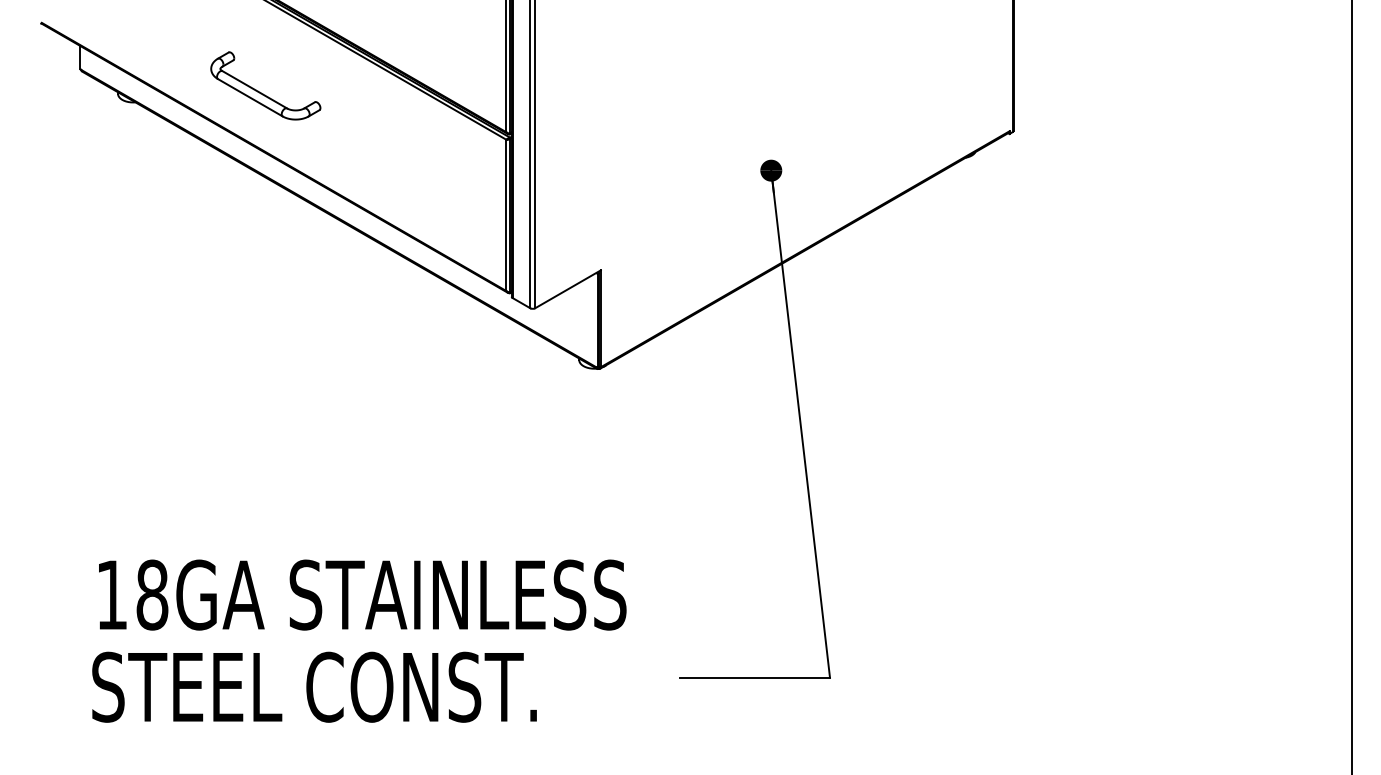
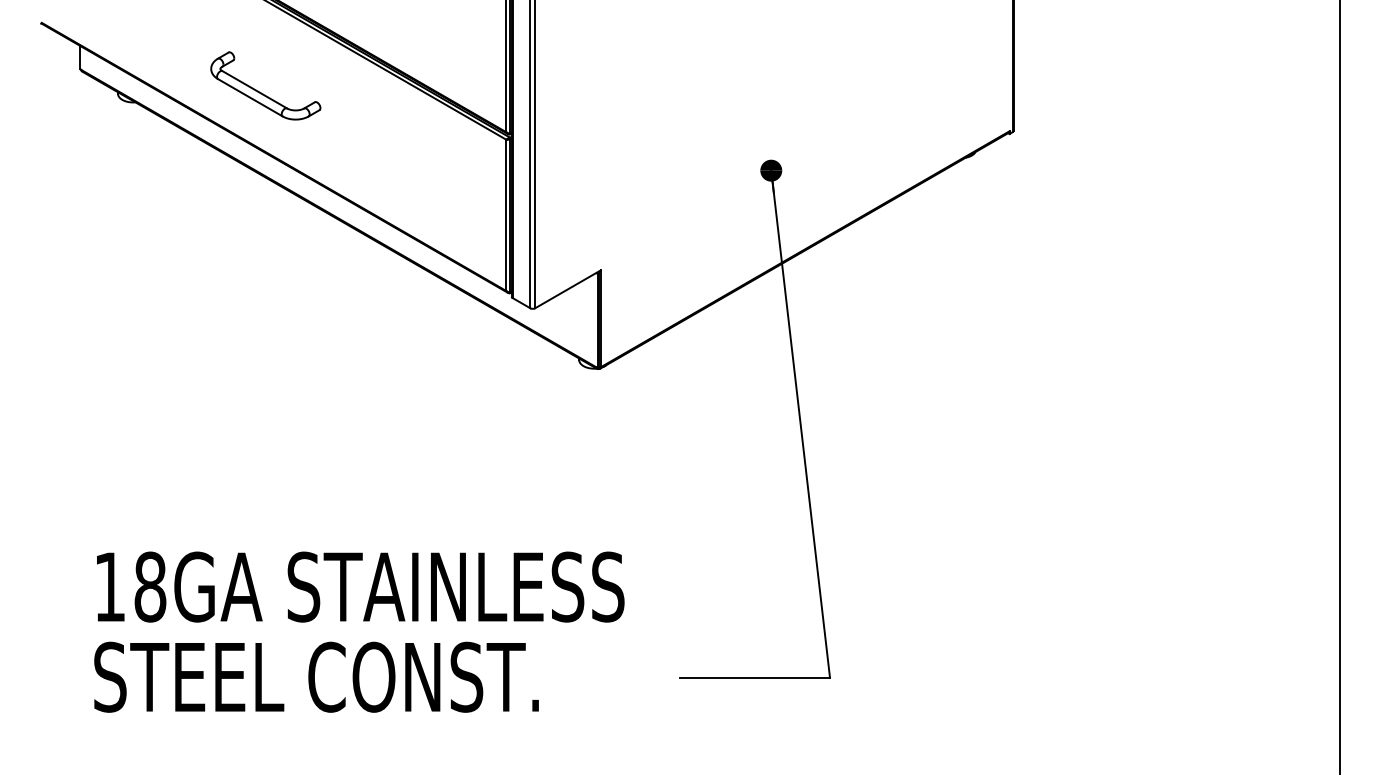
line position: (1351, 386) -> (1339, 386) (1339, 386)
text position: (362, 594) -> (360, 586) (360, 586)
text position: (314, 686) -> (316, 676) (316, 676)
